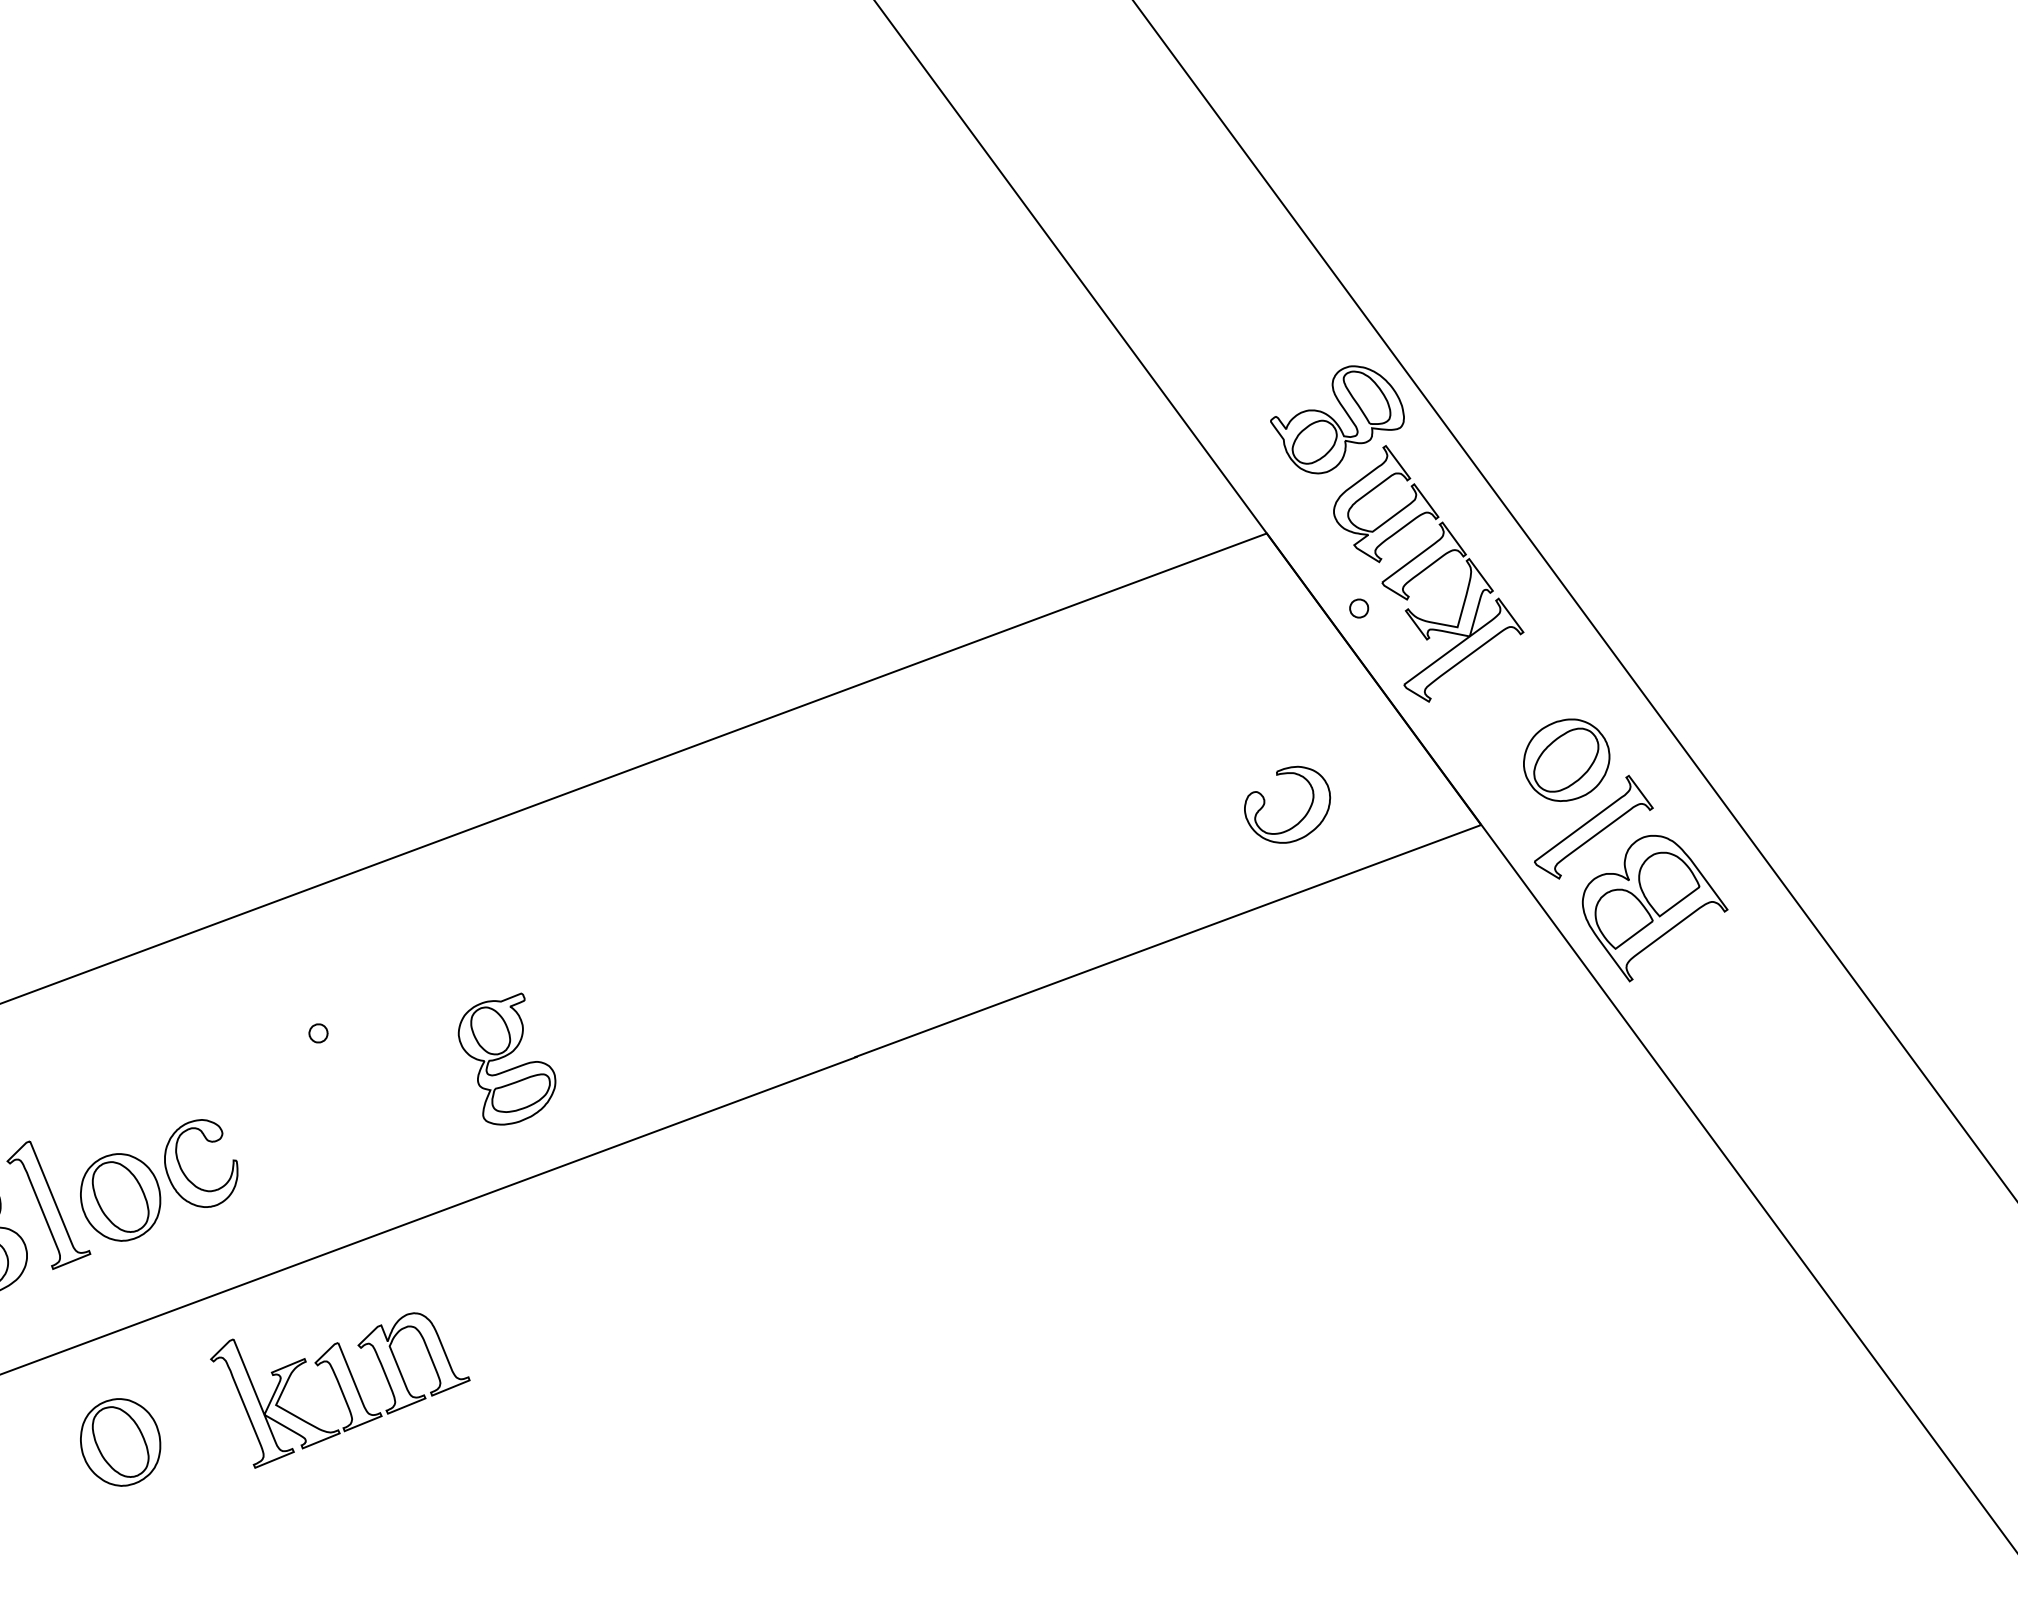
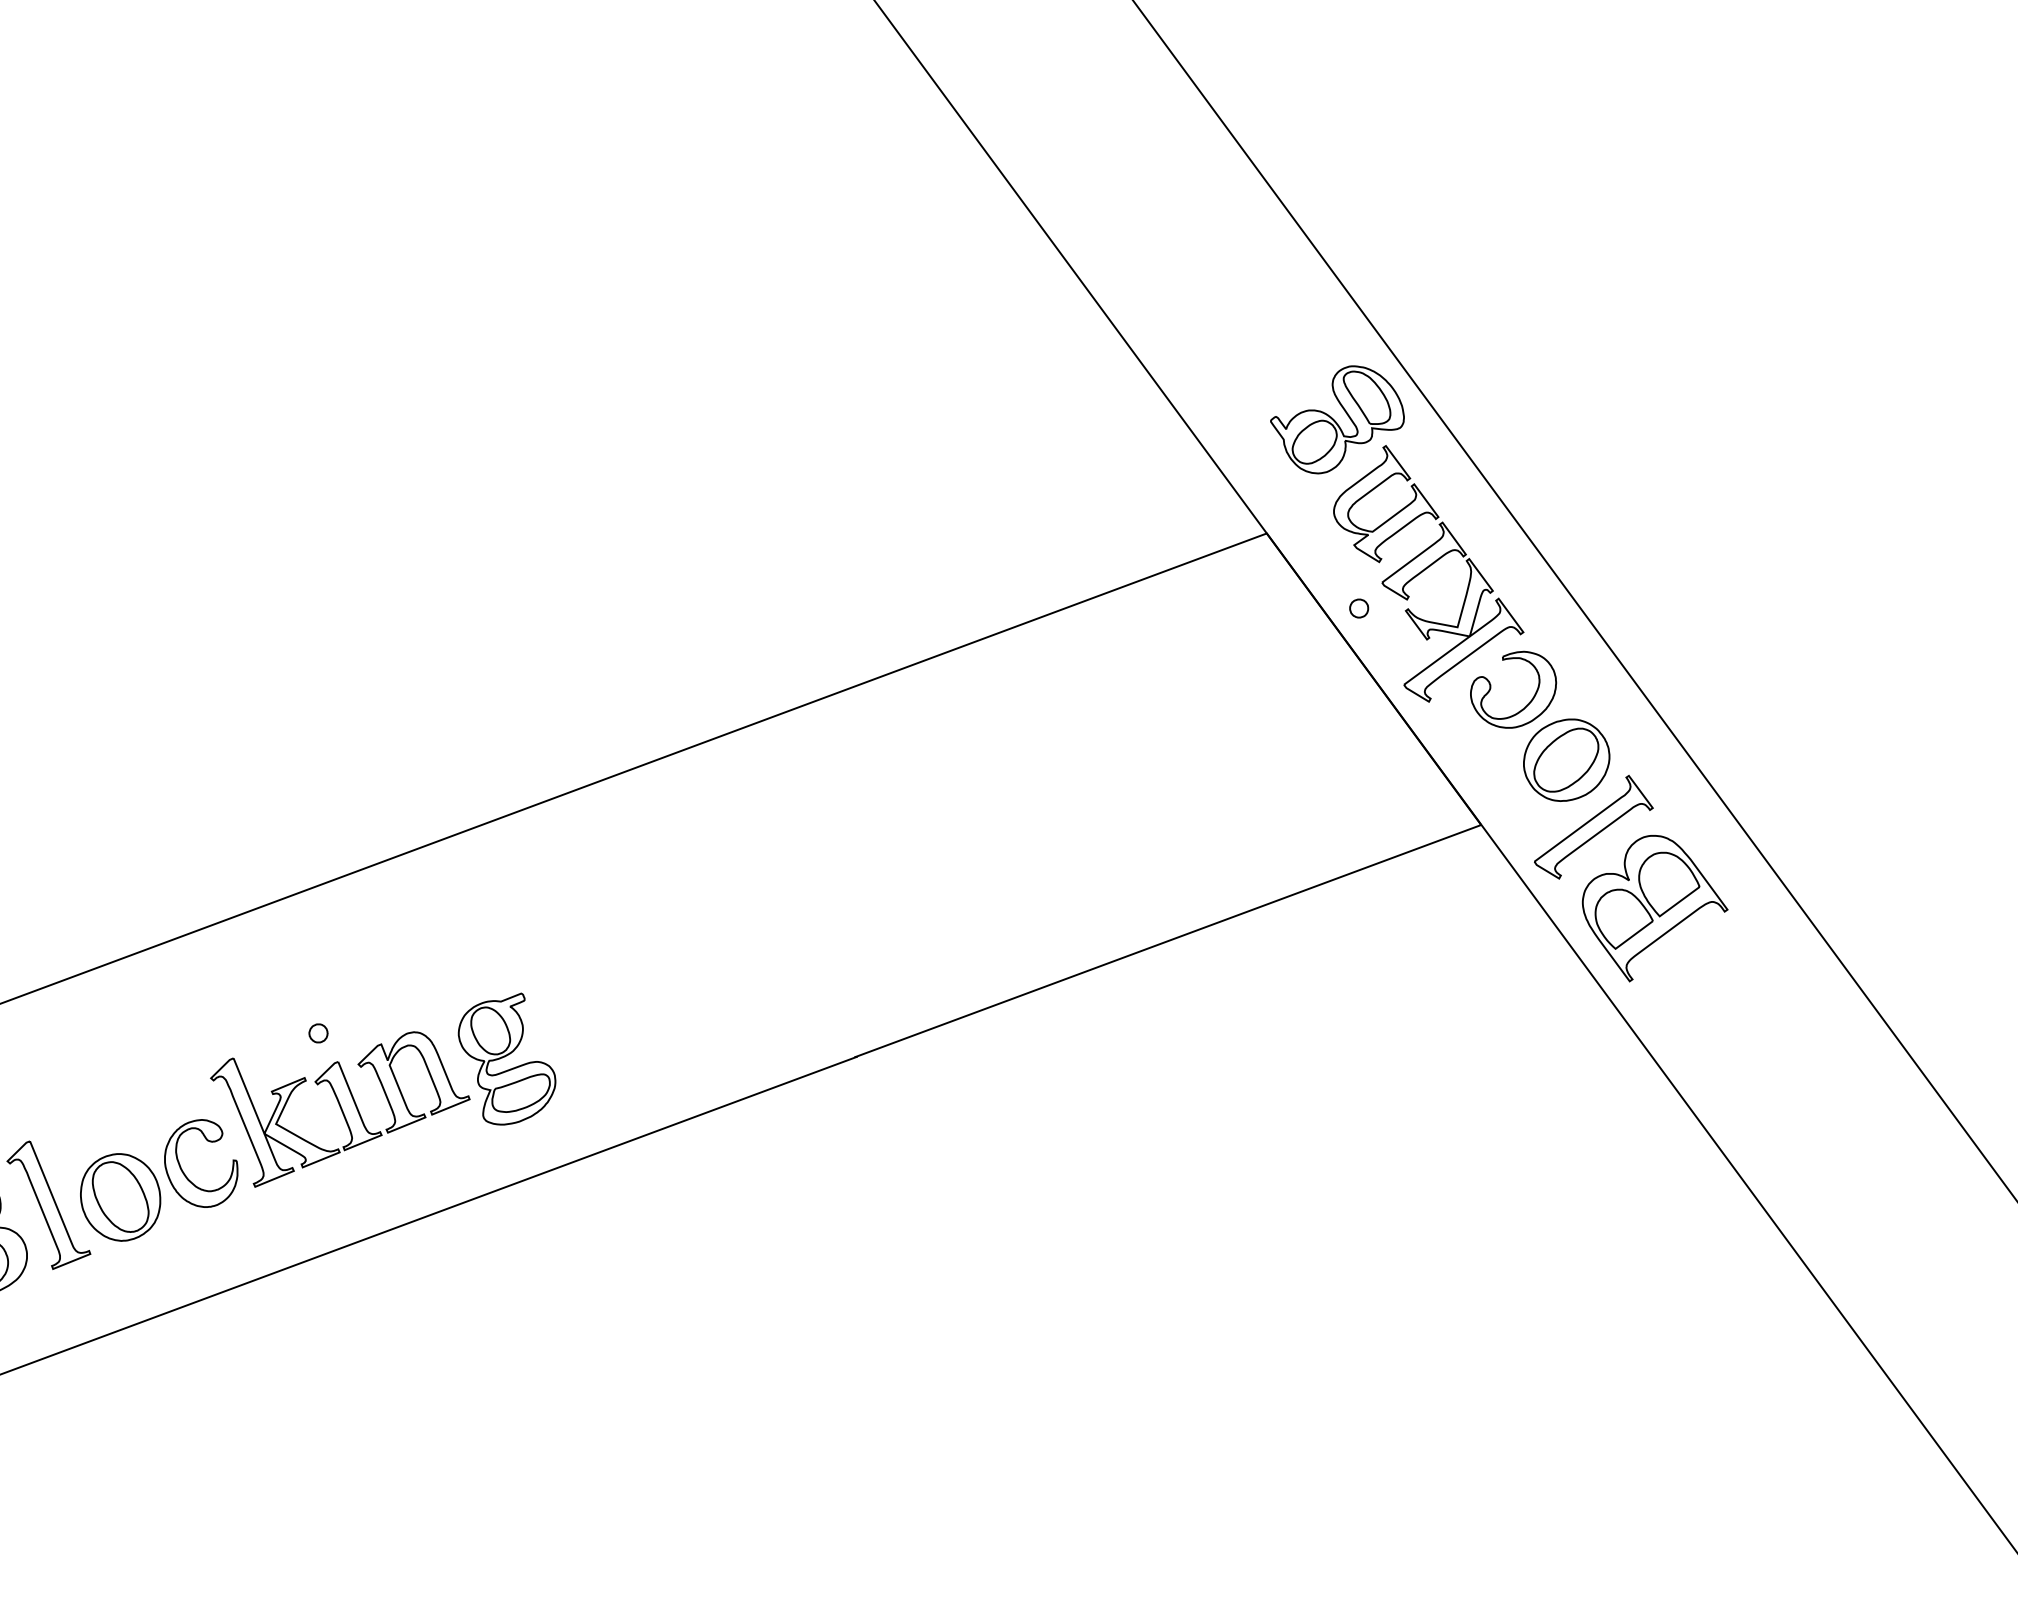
part position: (1302, 817) -> (1528, 702) (1528, 702)
part position: (340, 1390) -> (340, 1109) (340, 1109)
part: present -> none (120, 1442)
